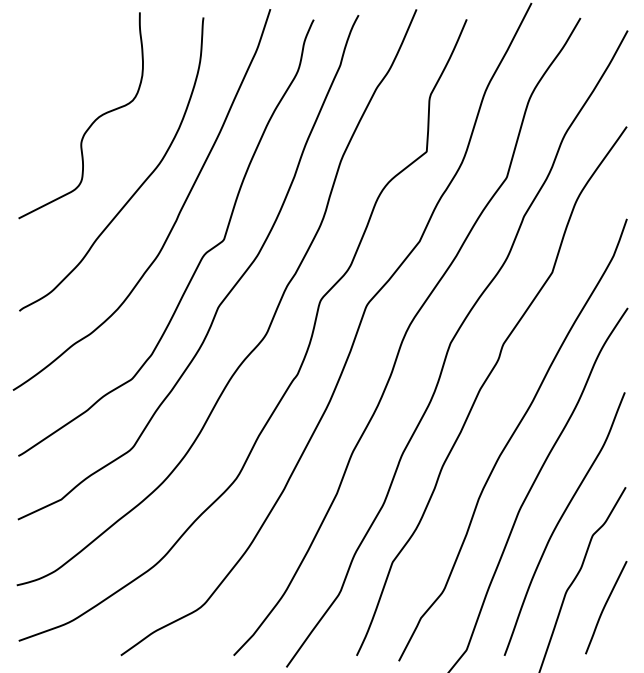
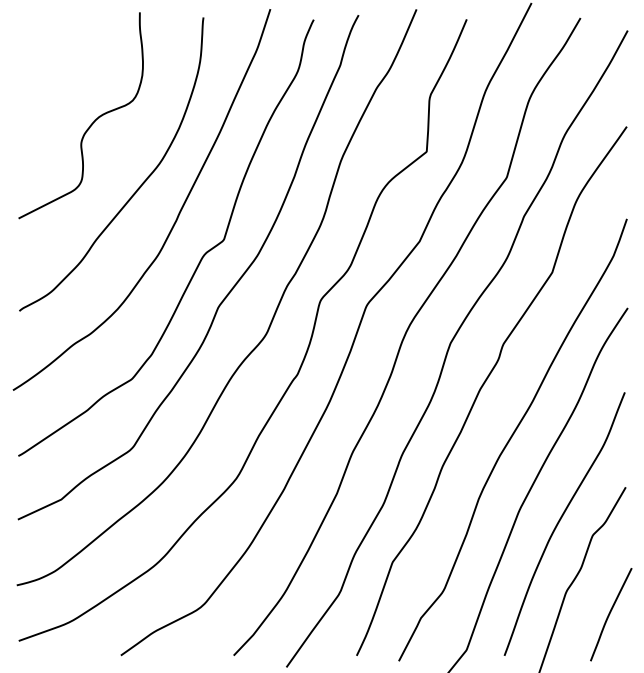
curve position: (605, 607) -> (610, 614) (610, 614)
